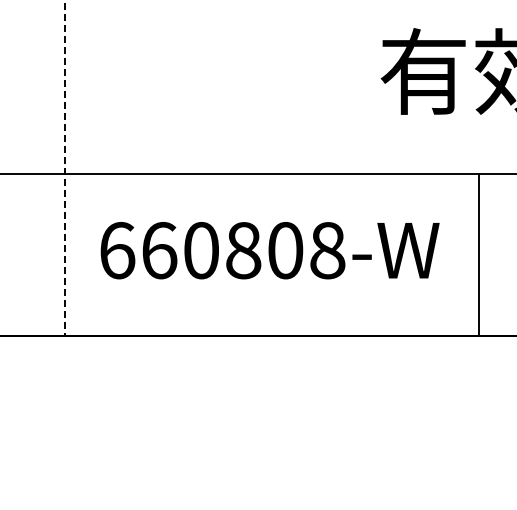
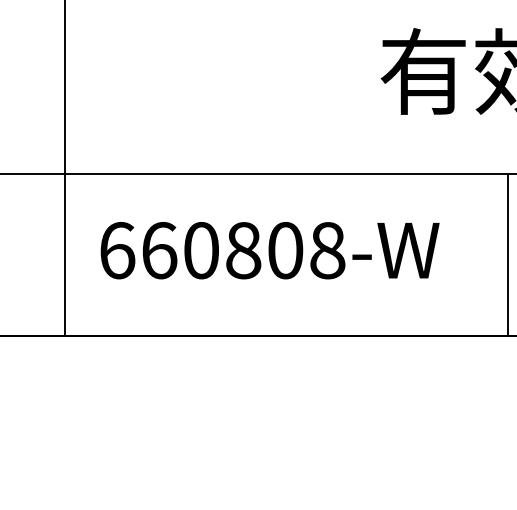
line: dashed -> solid (65, 168)
line position: (479, 254) -> (508, 254) (508, 254)
